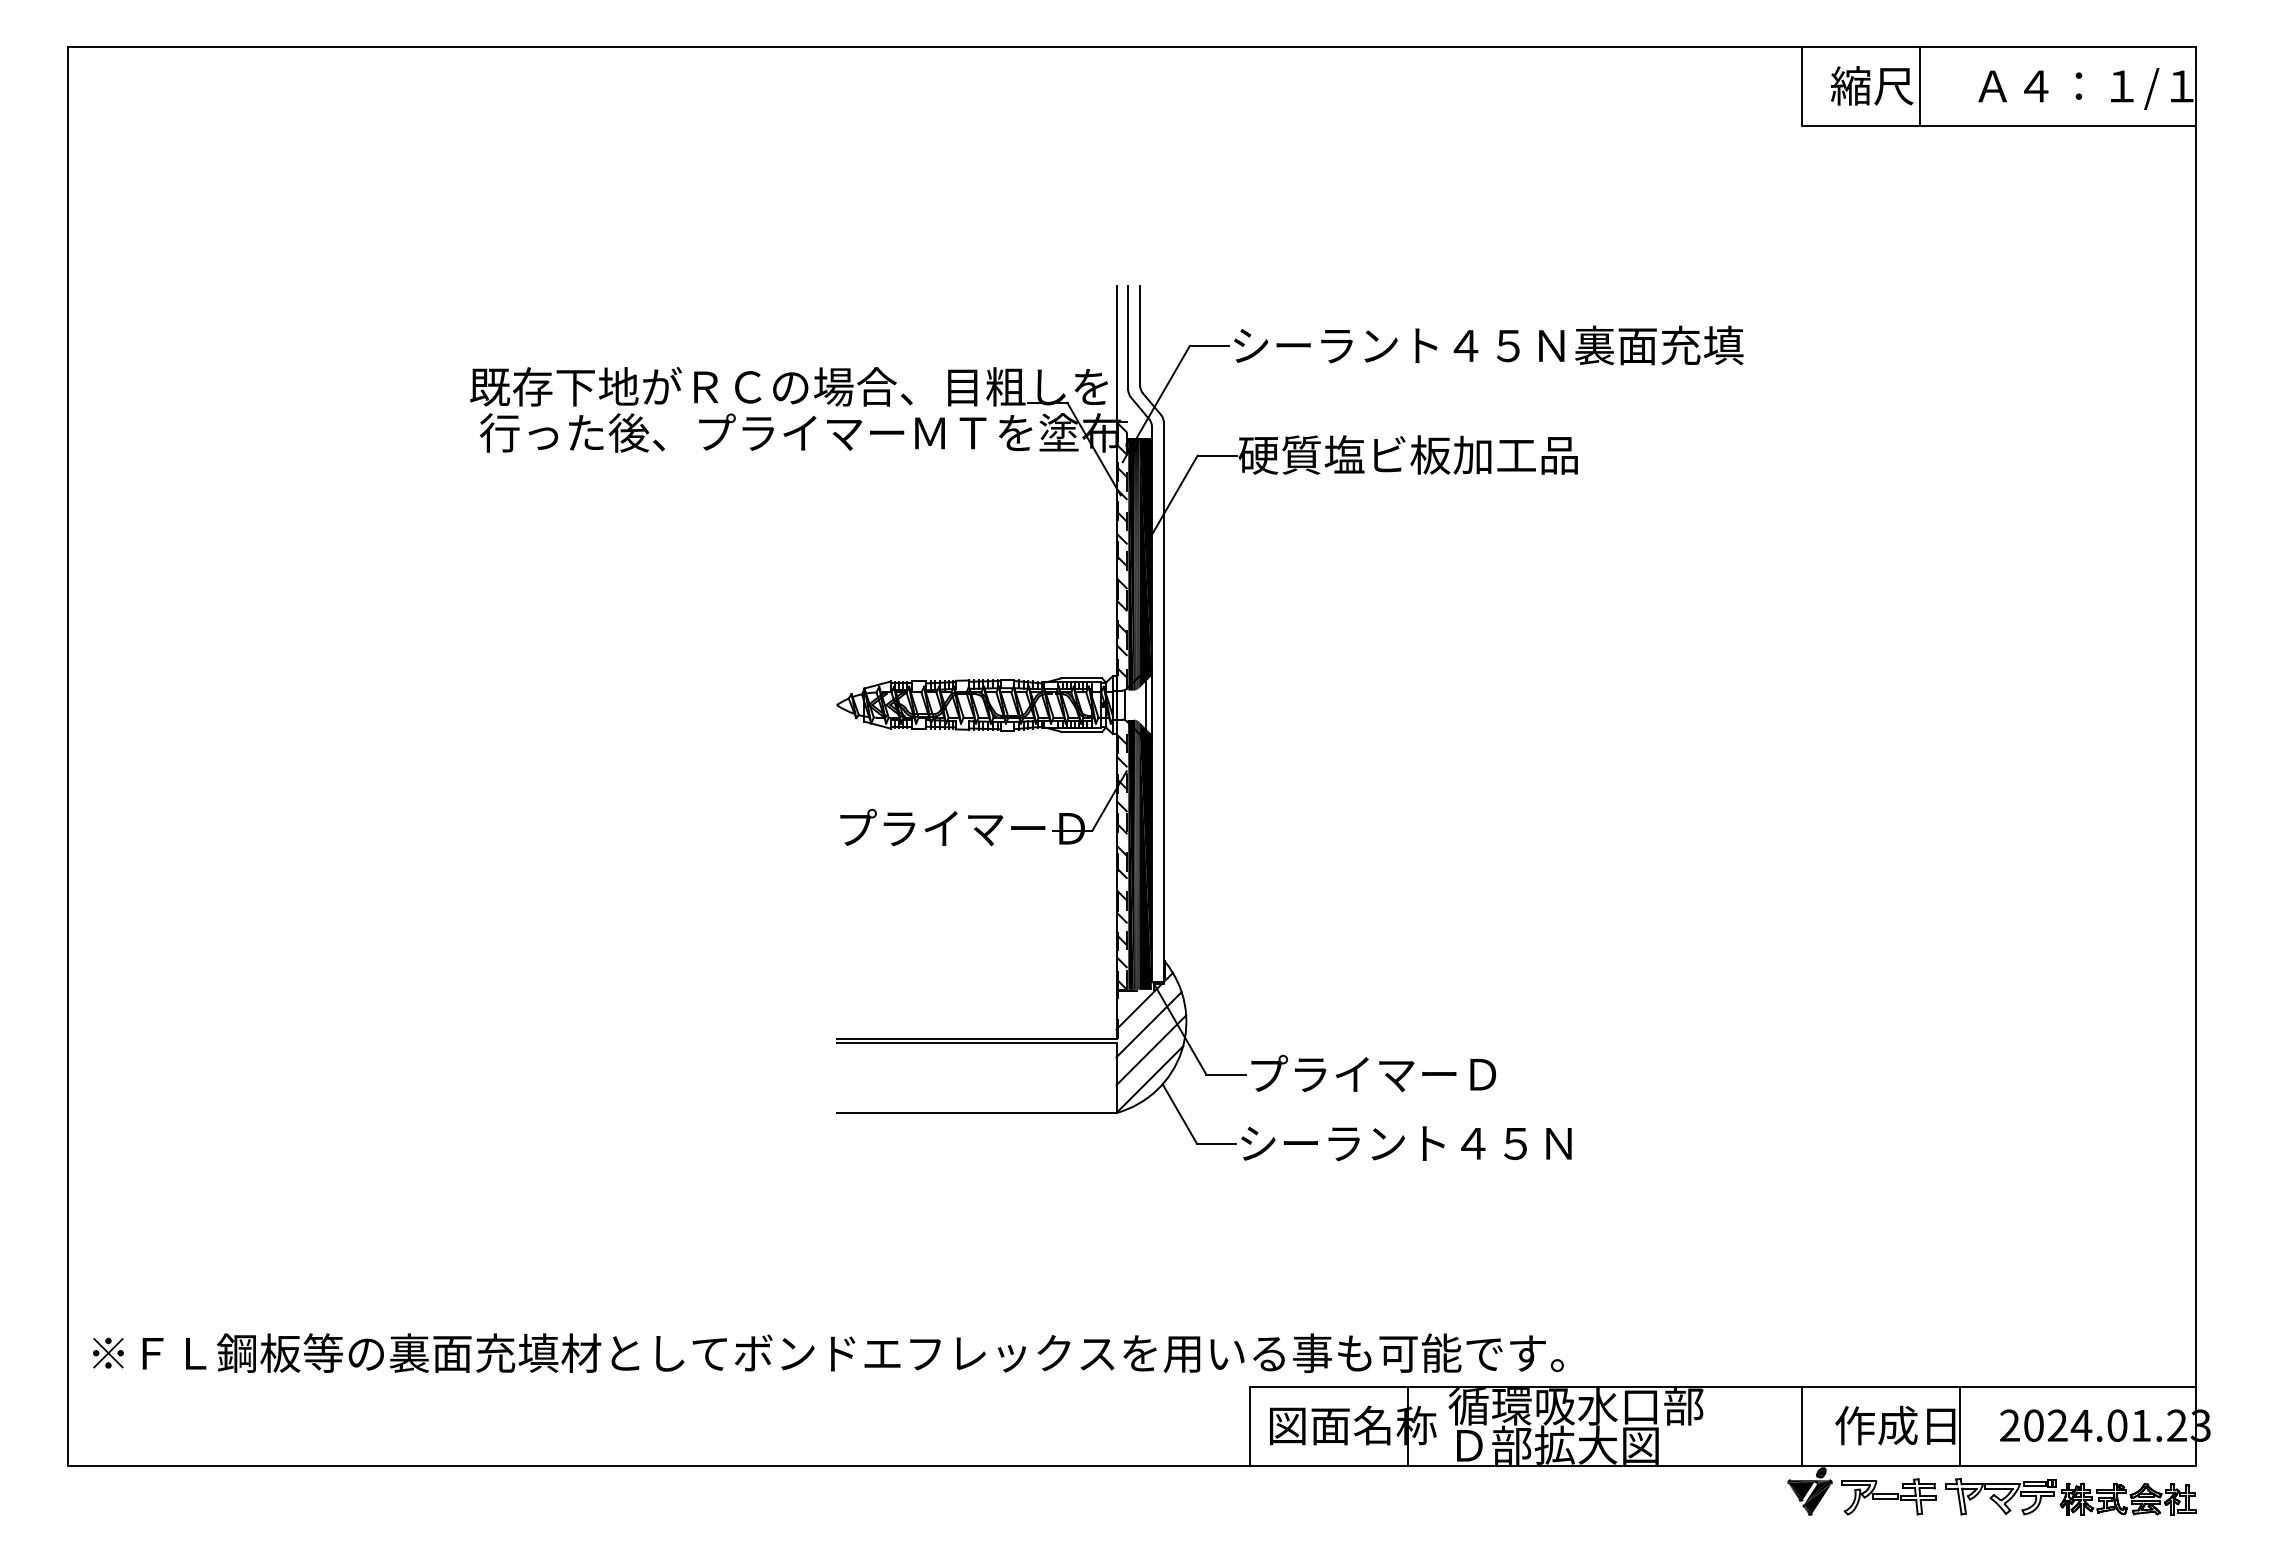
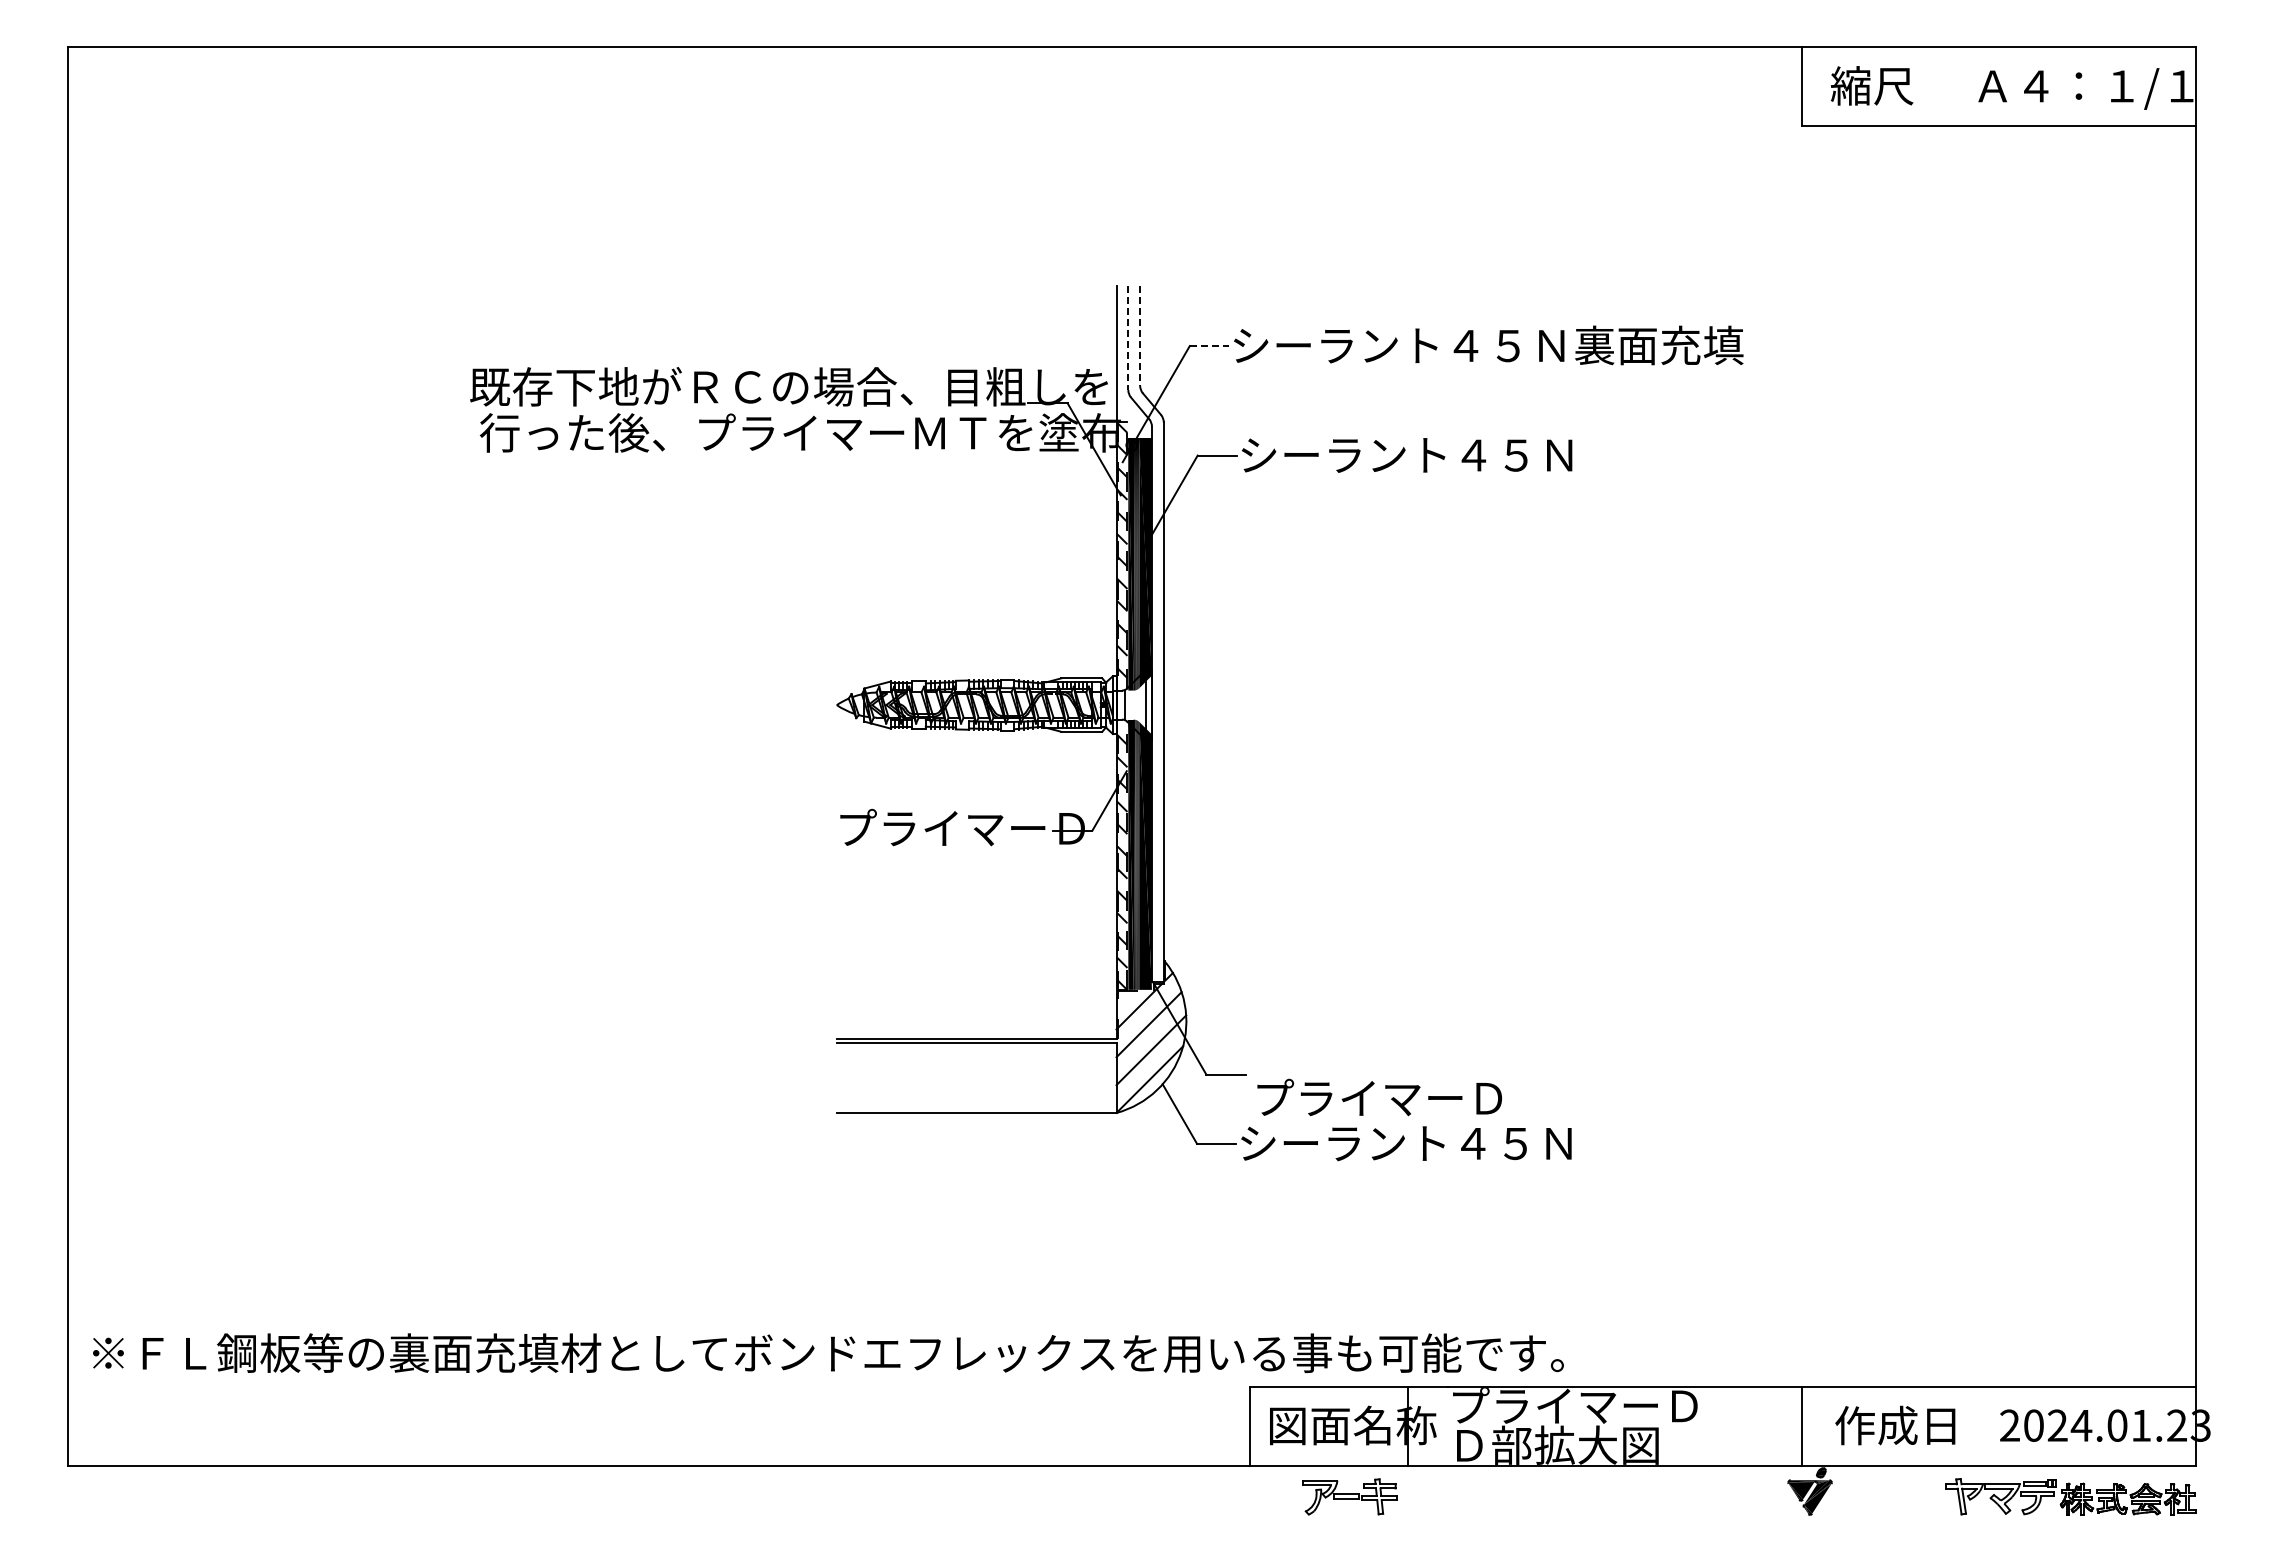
line: present -> none (1920, 86)
line: solid -> dashed (1140, 335)
line: solid -> dashed (1128, 338)
line: solid -> dashed (1209, 346)
text: 硬質塩ビ板加工品 -> シーラント４５Ｎ (1407, 454)
text position: (1373, 1073) -> (1379, 1097) (1379, 1097)
text: 循環吸水口部 -> プライマーＤ (1575, 1406)
line: present -> none (1959, 1425)
part position: (1888, 1496) -> (1349, 1496) (1349, 1496)
